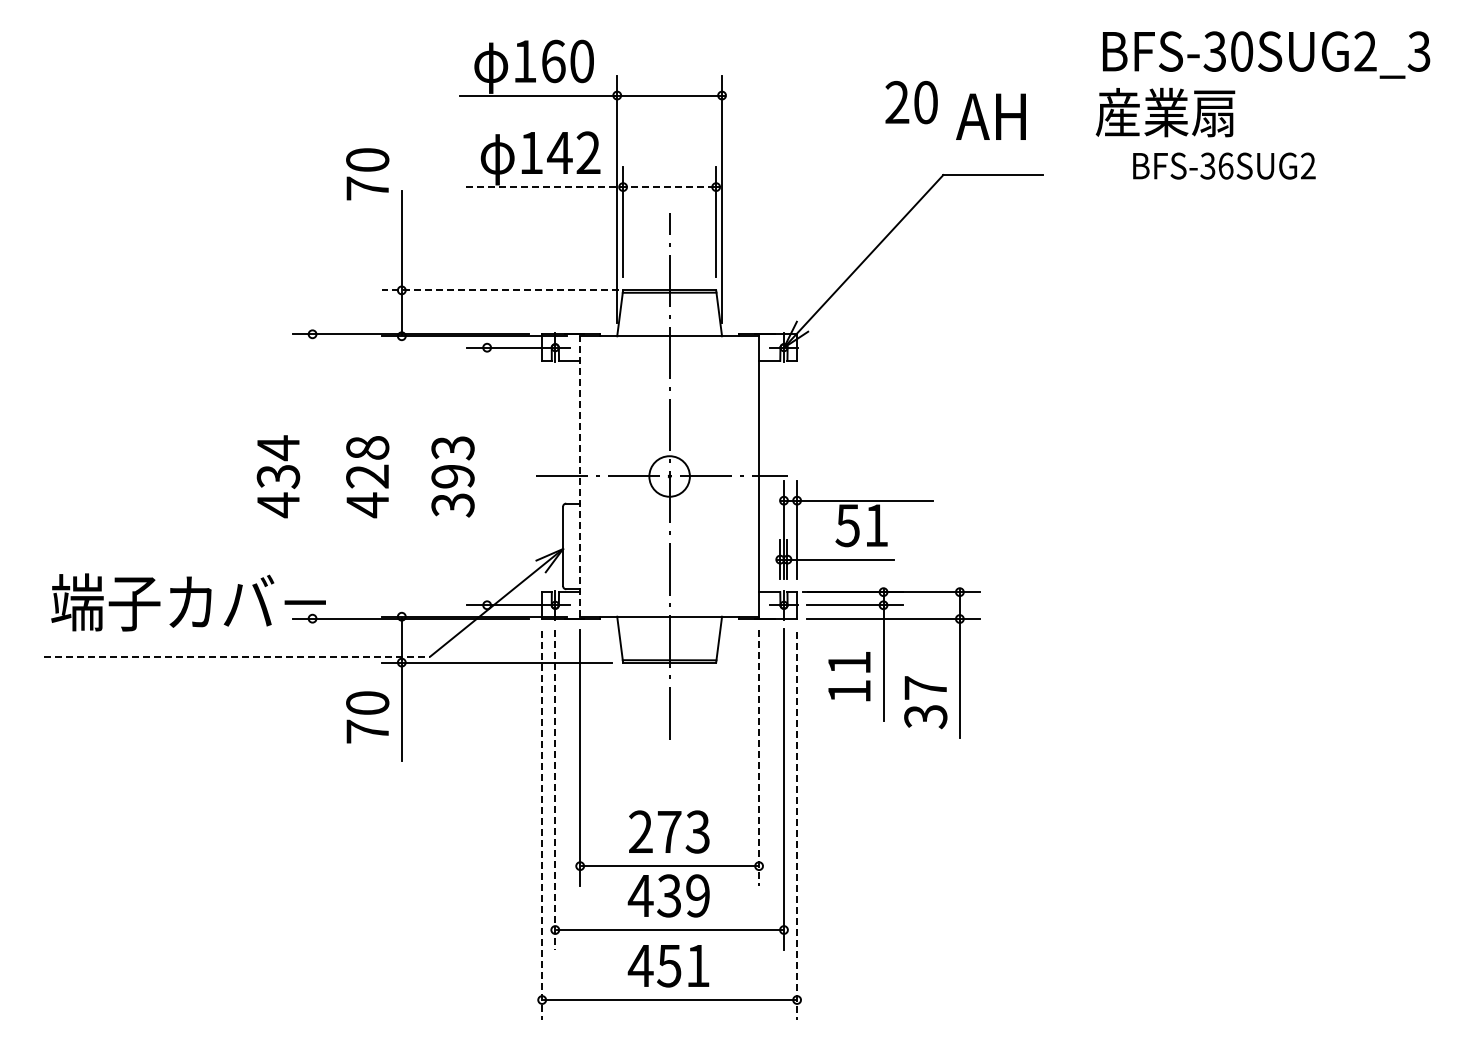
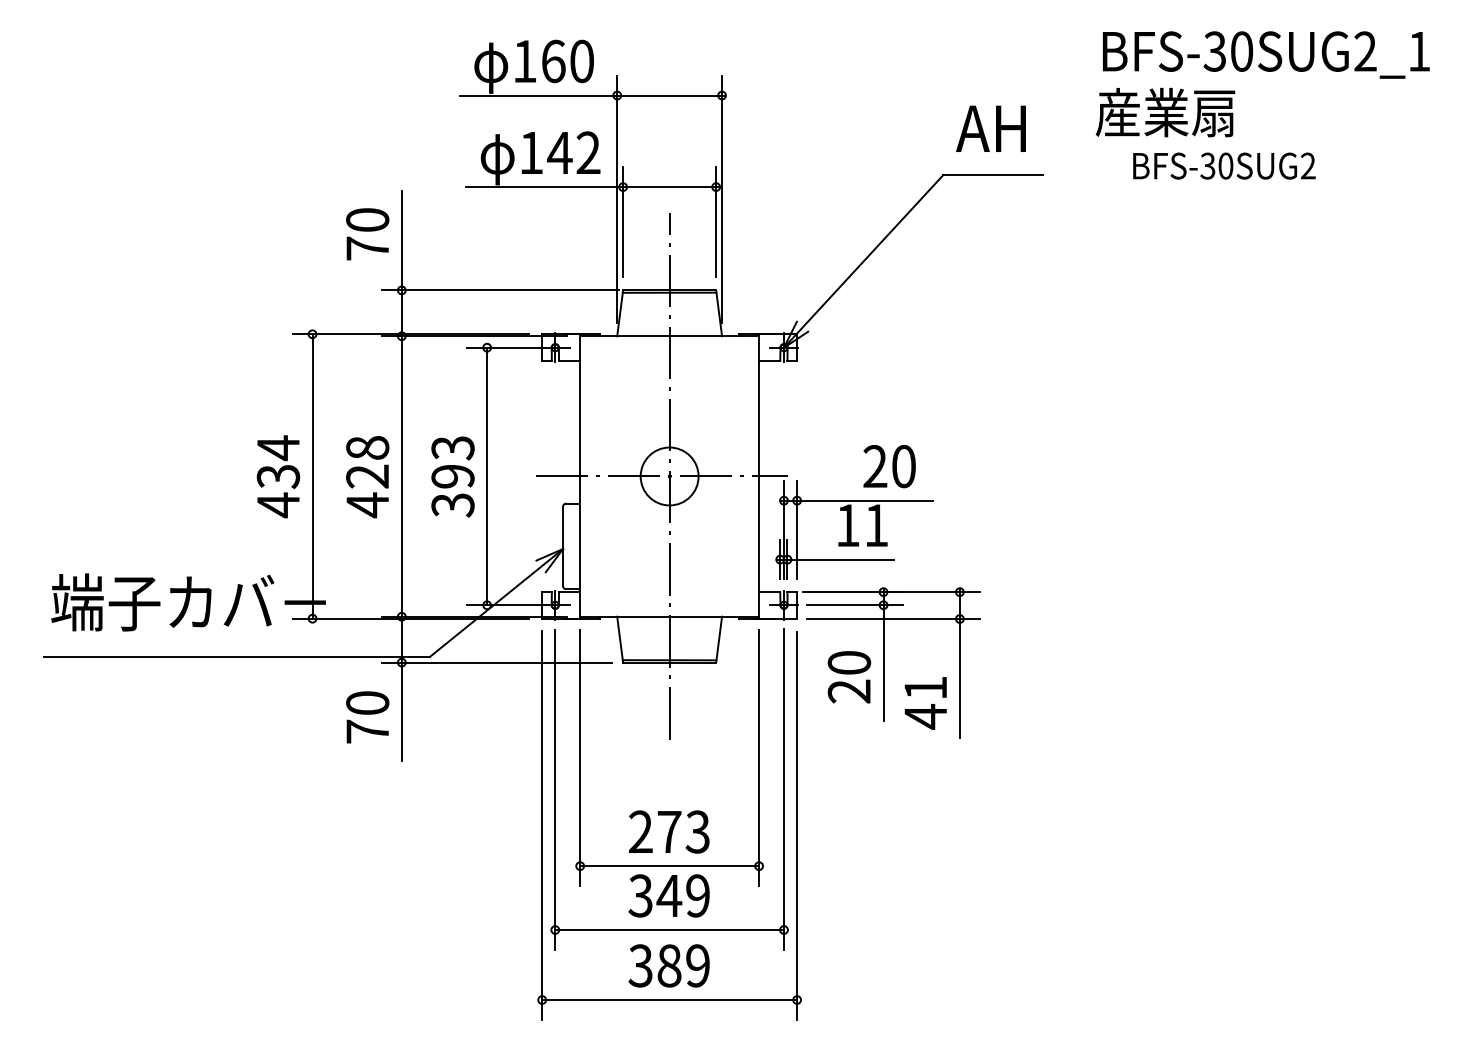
text: BFS-30SUG2_3 -> BFS-30SUG2_1 (1418, 51)
text position: (911, 102) -> (889, 466) (889, 466)
text position: (990, 116) -> (990, 128) (990, 128)
text: BFS-36SUG2 -> BFS-30SUG2 (1225, 165)
text position: (367, 174) -> (367, 234) (367, 234)
line: dashed -> solid (591, 187)
line: dashed -> solid (500, 290)
line: none -> present (312, 476)
line: none -> present (401, 476)
line: none -> present (487, 476)
line: dashed -> solid (580, 476)
circle diameter: 41 px -> 58 px (669, 476)
text: 51 -> 11 (847, 525)
line: dashed -> solid (237, 656)
text: 11 -> 20 (849, 677)
text: 37 -> 41 (925, 702)
line: dashed -> solid (759, 757)
line: dashed -> solid (555, 789)
line: dashed -> solid (797, 825)
line: dashed -> solid (542, 826)
text: 439 -> 349 (654, 895)
text: 451 -> 389 (668, 965)
